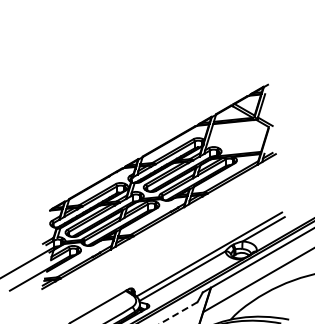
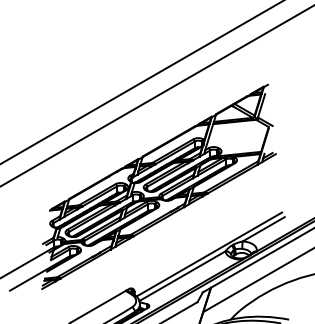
line: none -> present (141, 82)
line: none -> present (156, 95)
line: dashed -> solid (178, 313)
